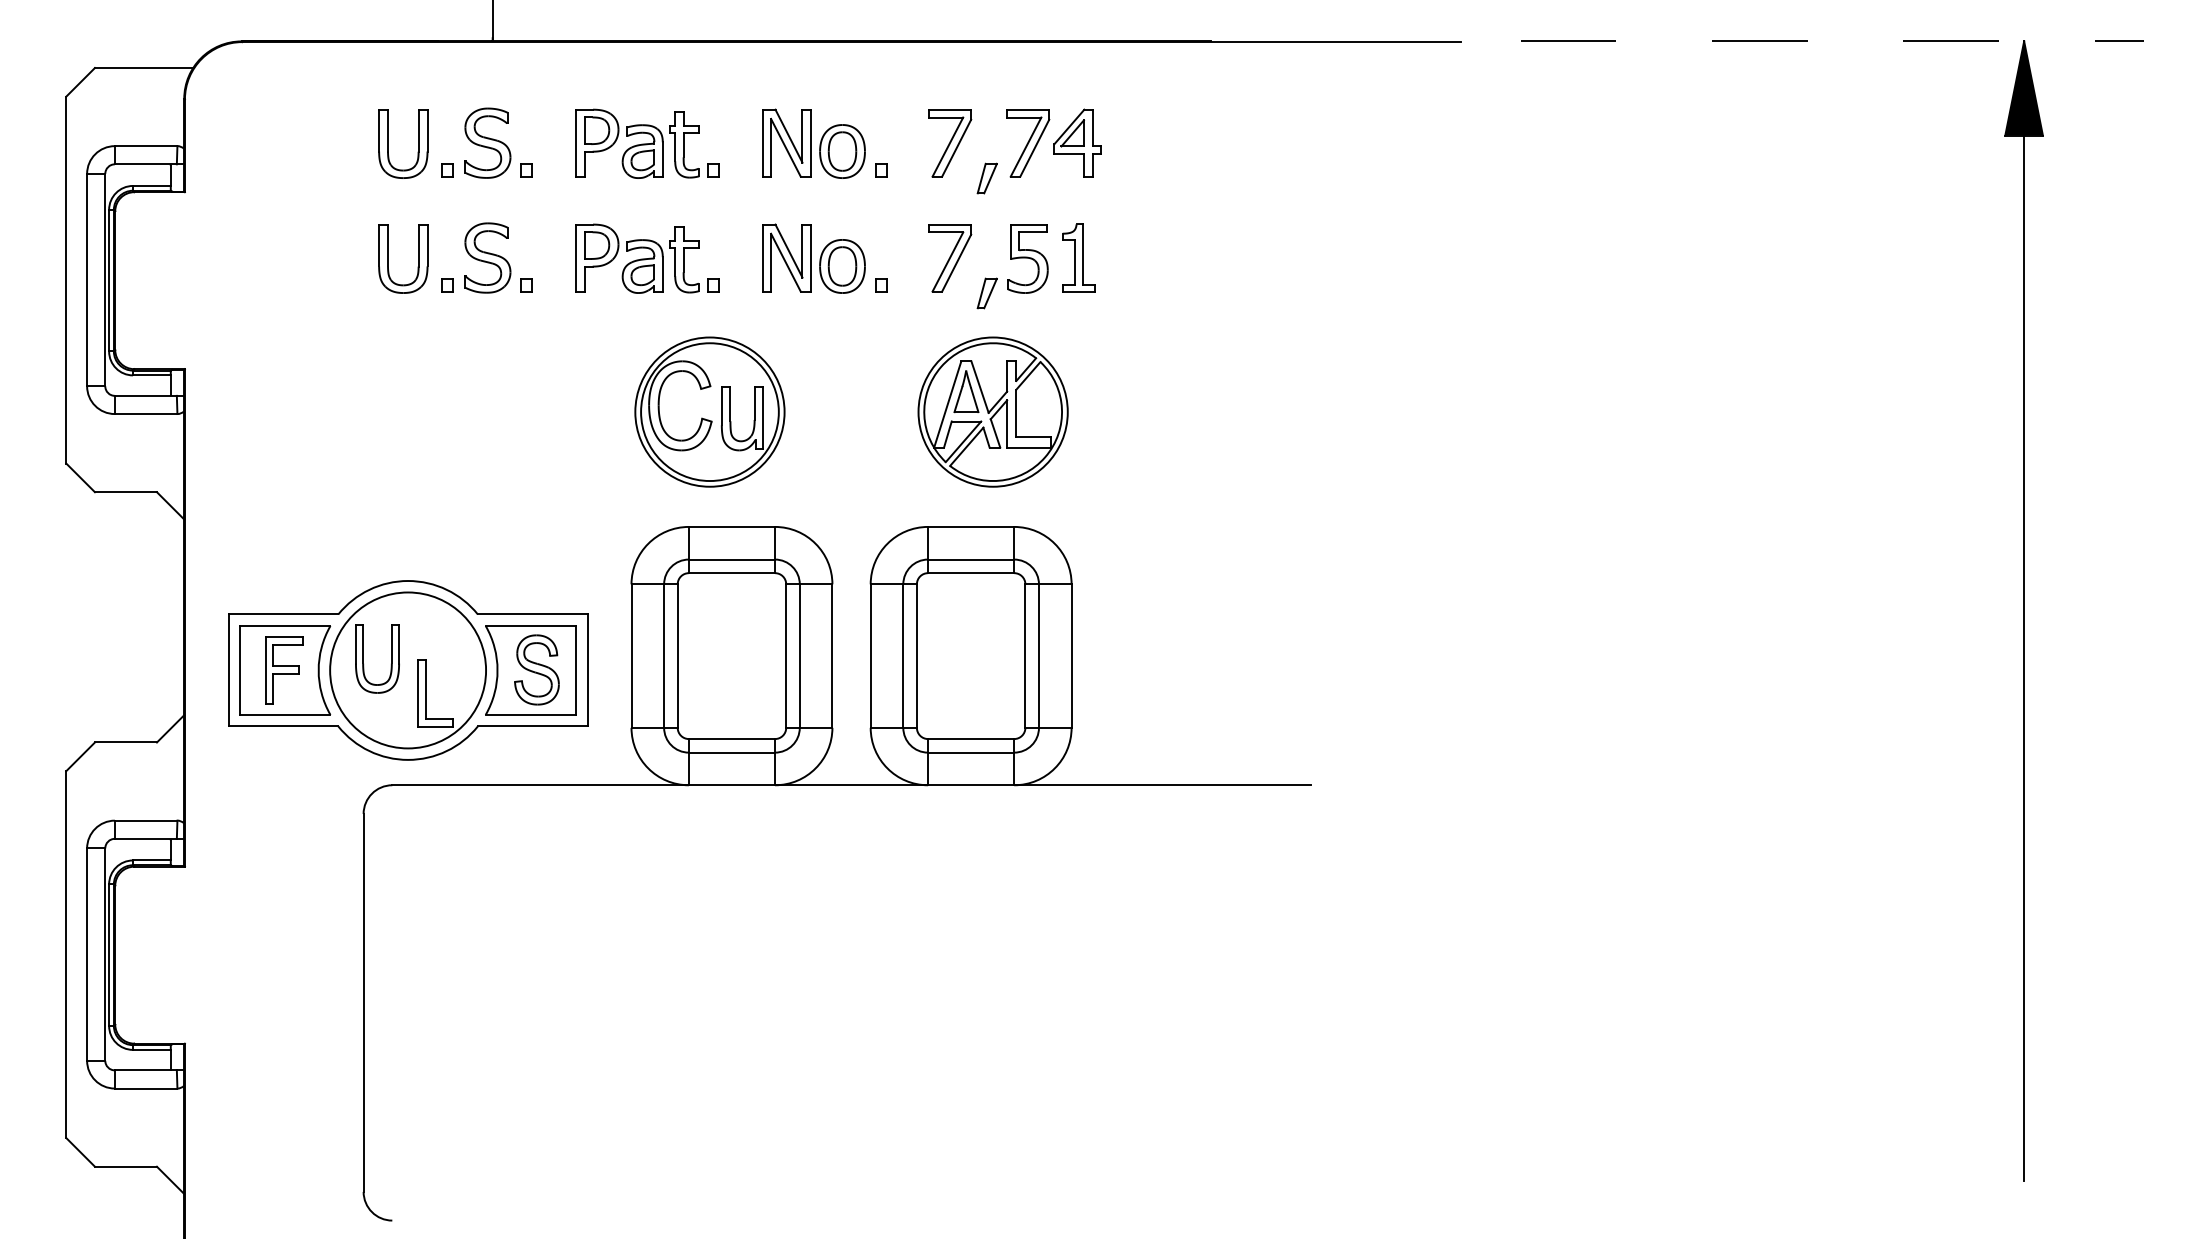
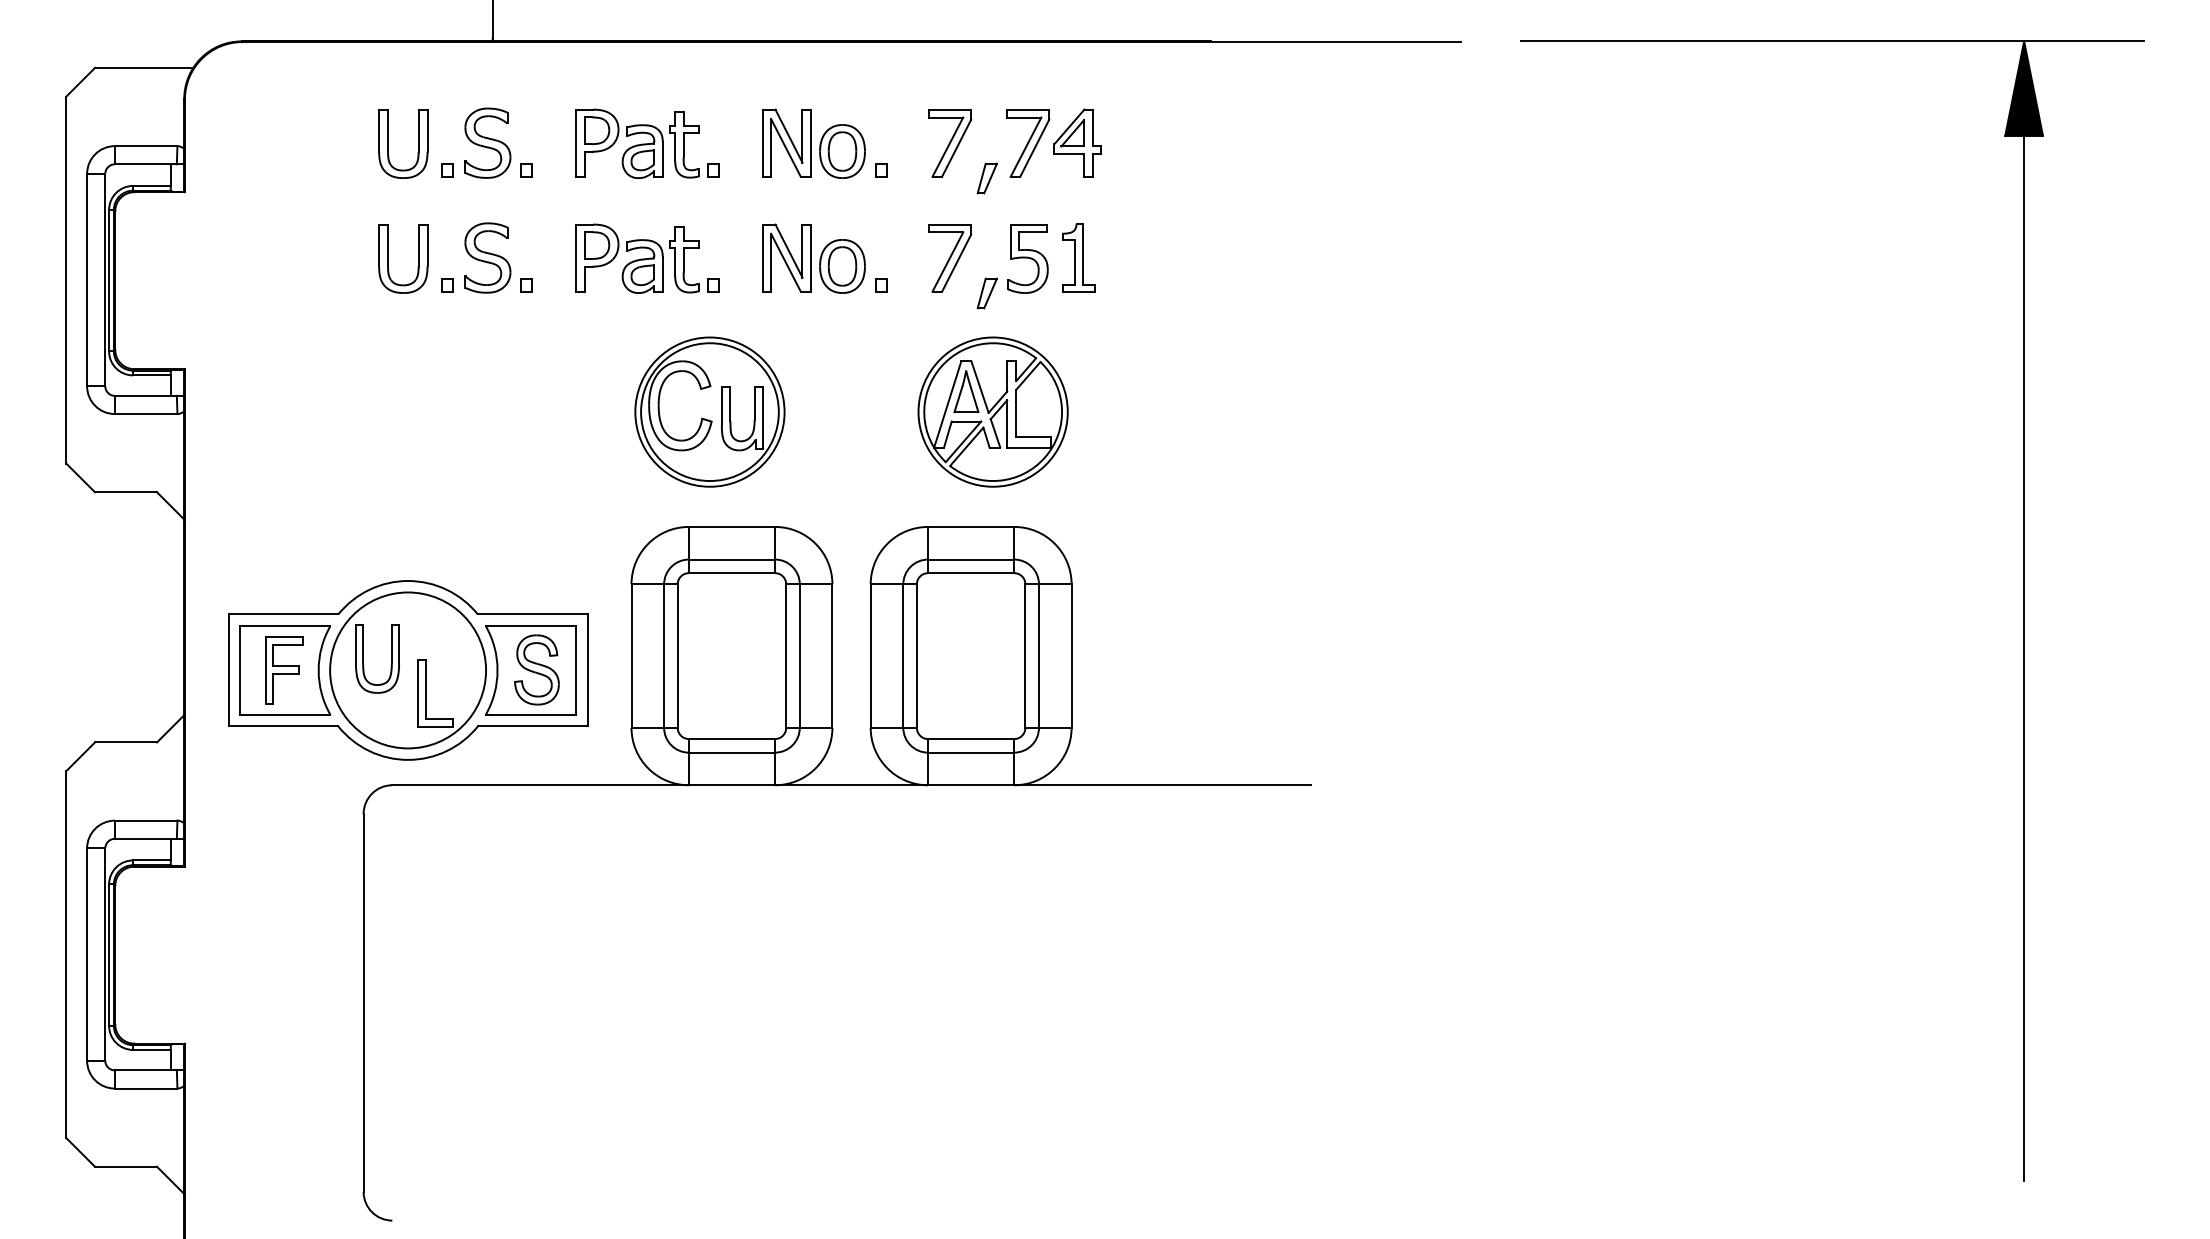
line: dashed -> solid (1832, 41)
